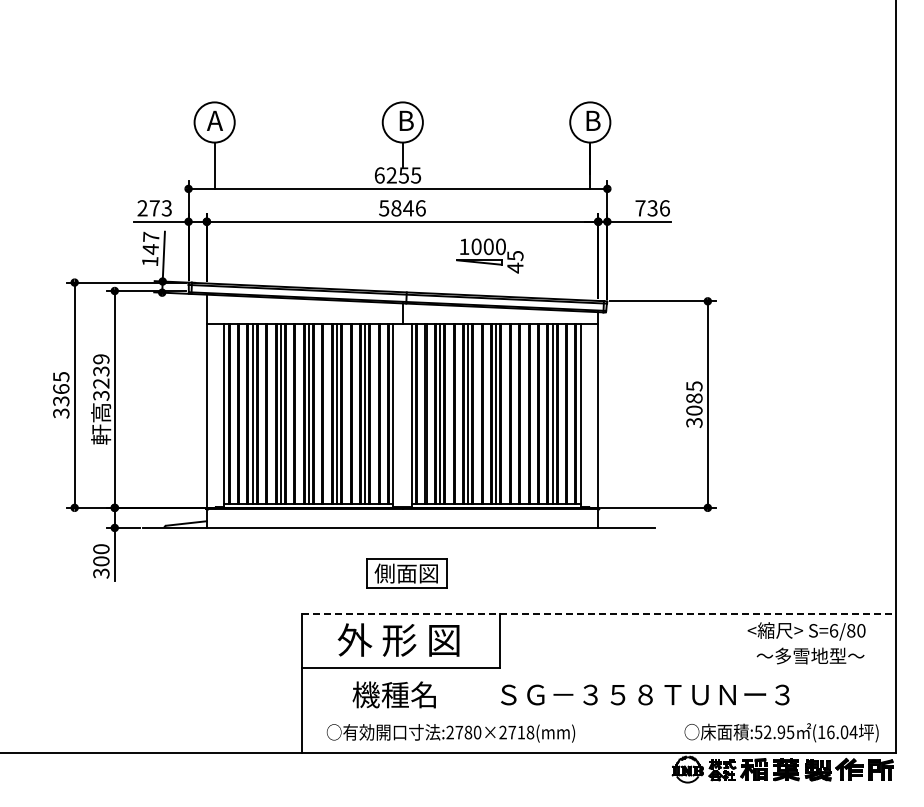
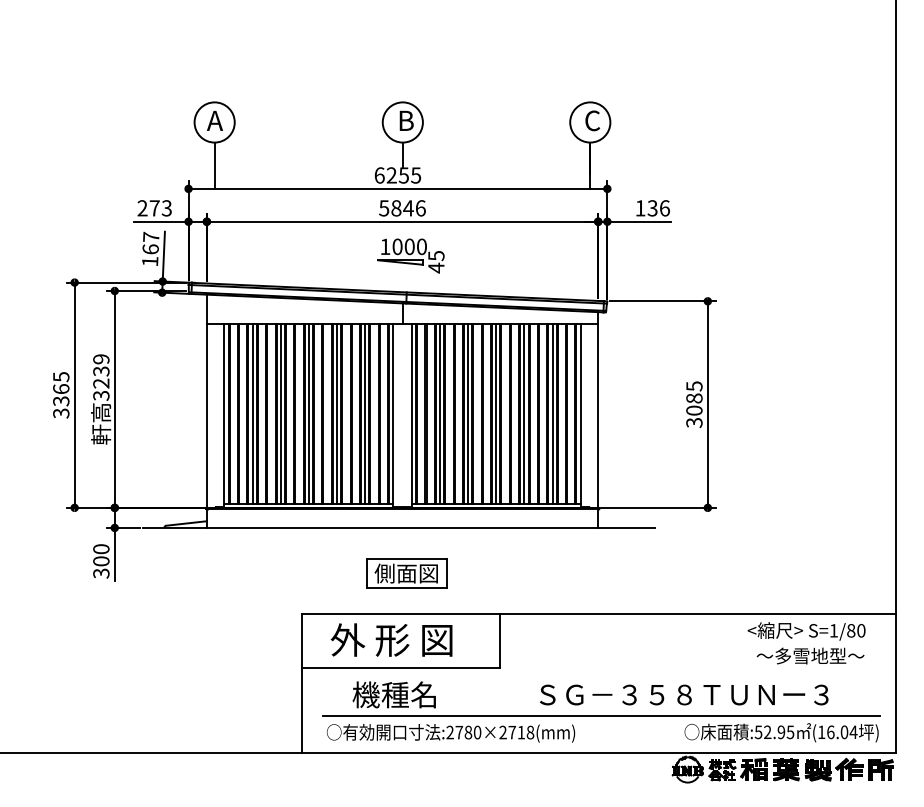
text: B -> C (592, 120)
text: 736 -> 136 (640, 208)
text: 147 -> 167 (150, 249)
part position: (489, 255) -> (410, 255) (410, 255)
line: none -> present (524, 413)
line: dashed -> solid (599, 614)
text: S=6/80 -> S=1/80 (834, 630)
text position: (398, 639) -> (391, 639) (391, 639)
text position: (645, 694) -> (684, 694) (684, 694)
line: none -> present (601, 716)
